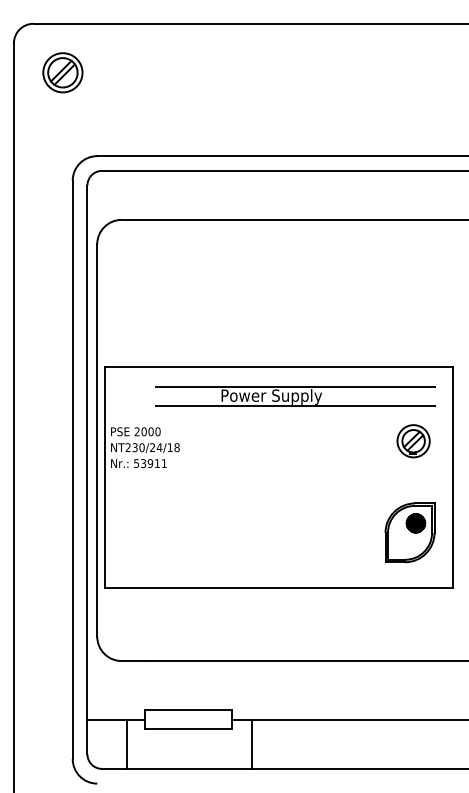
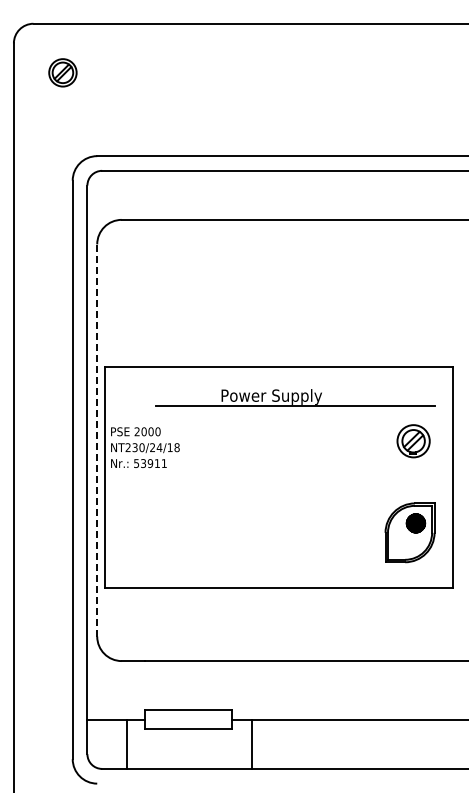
part size: 42x42 px -> 30x30 px (62, 72)
line: present -> none (295, 386)
line: solid -> dashed (97, 439)
